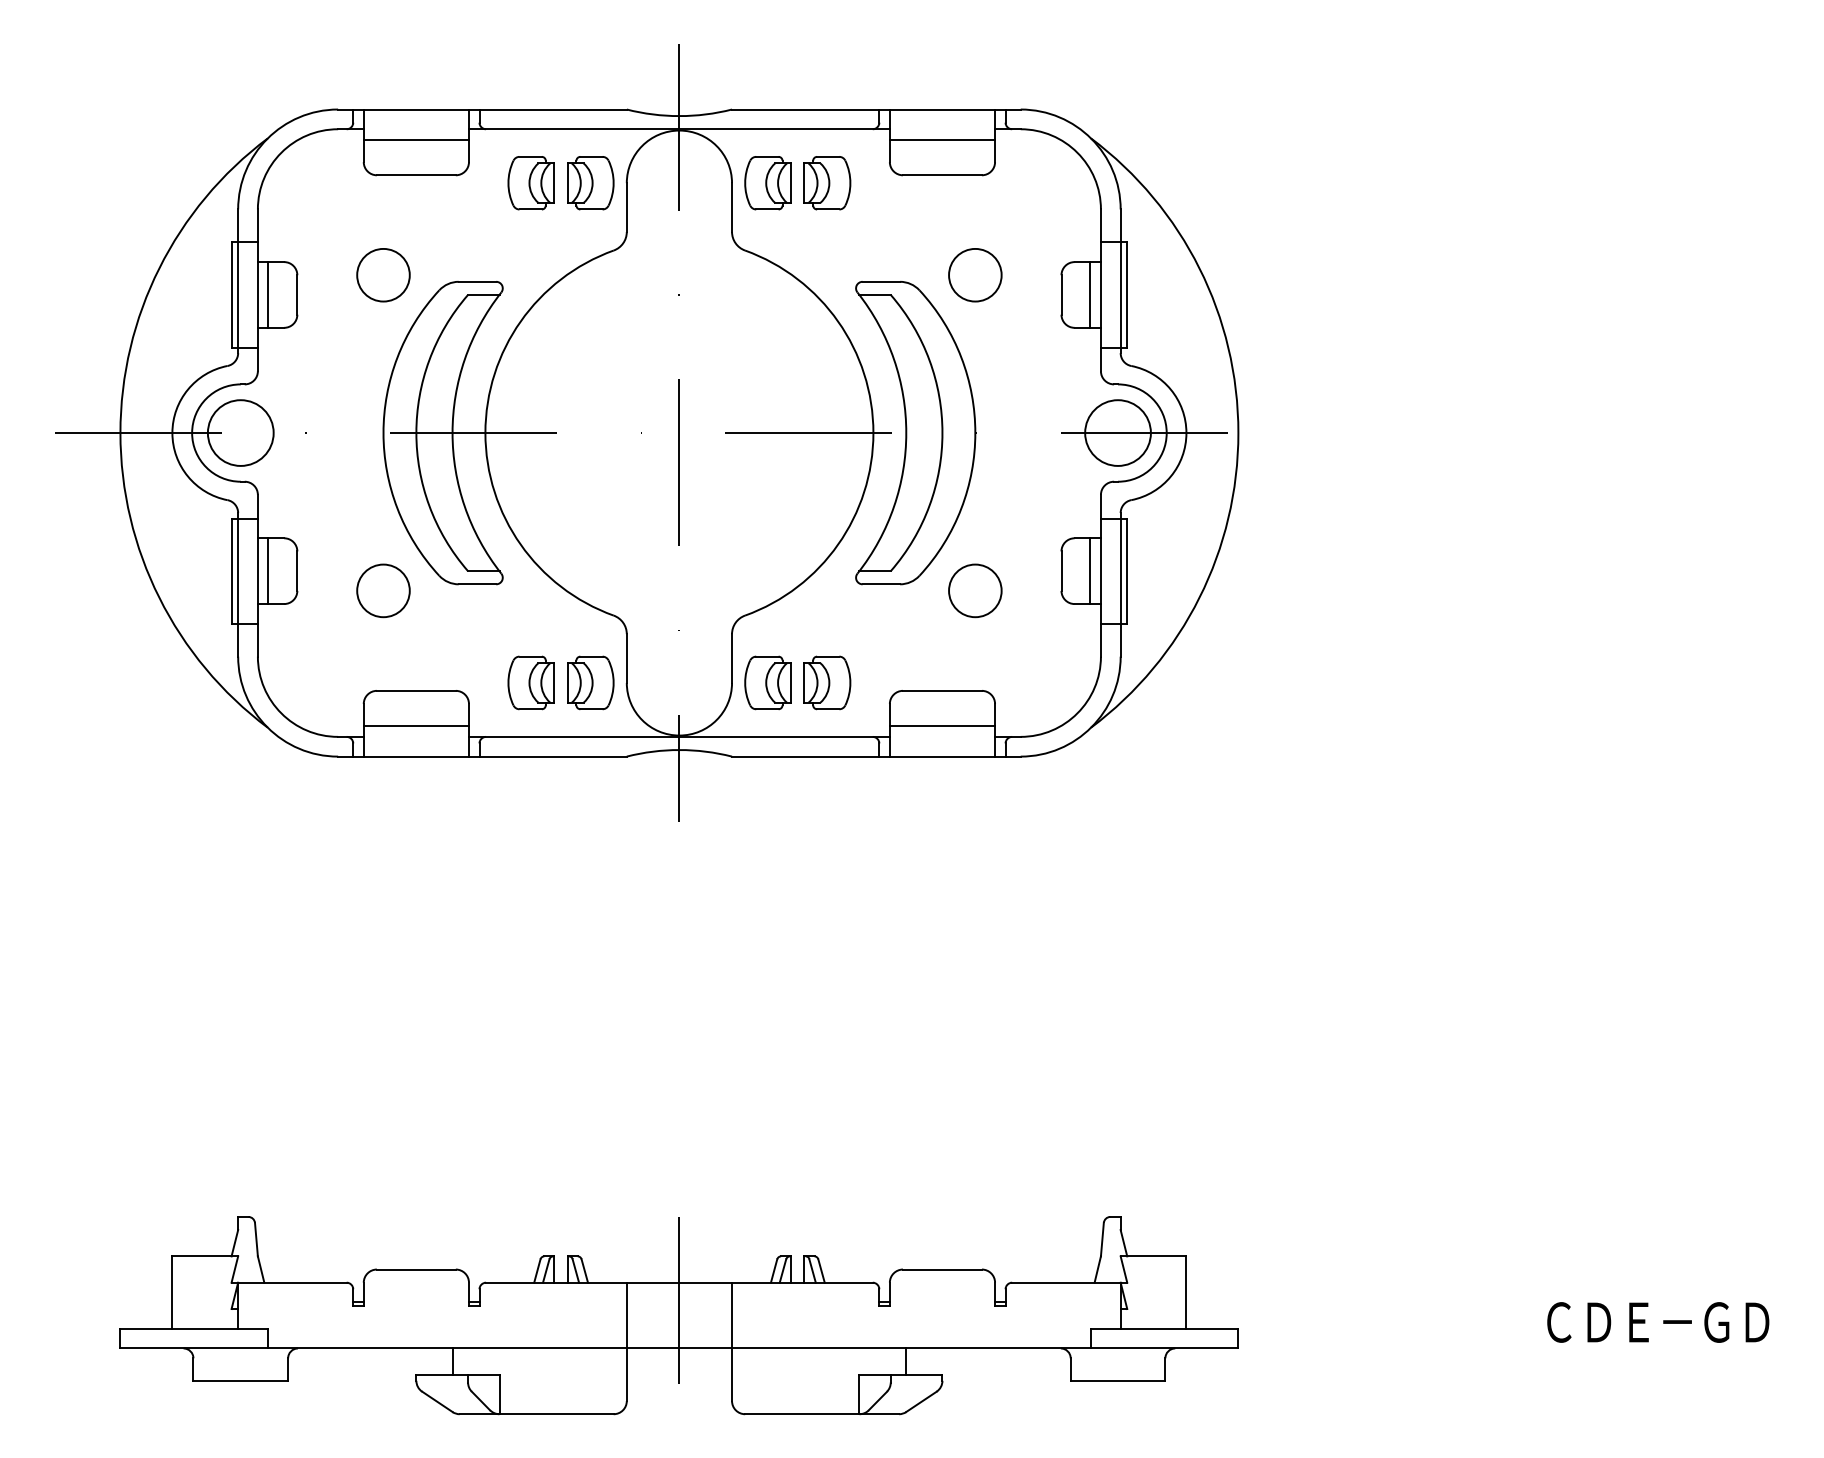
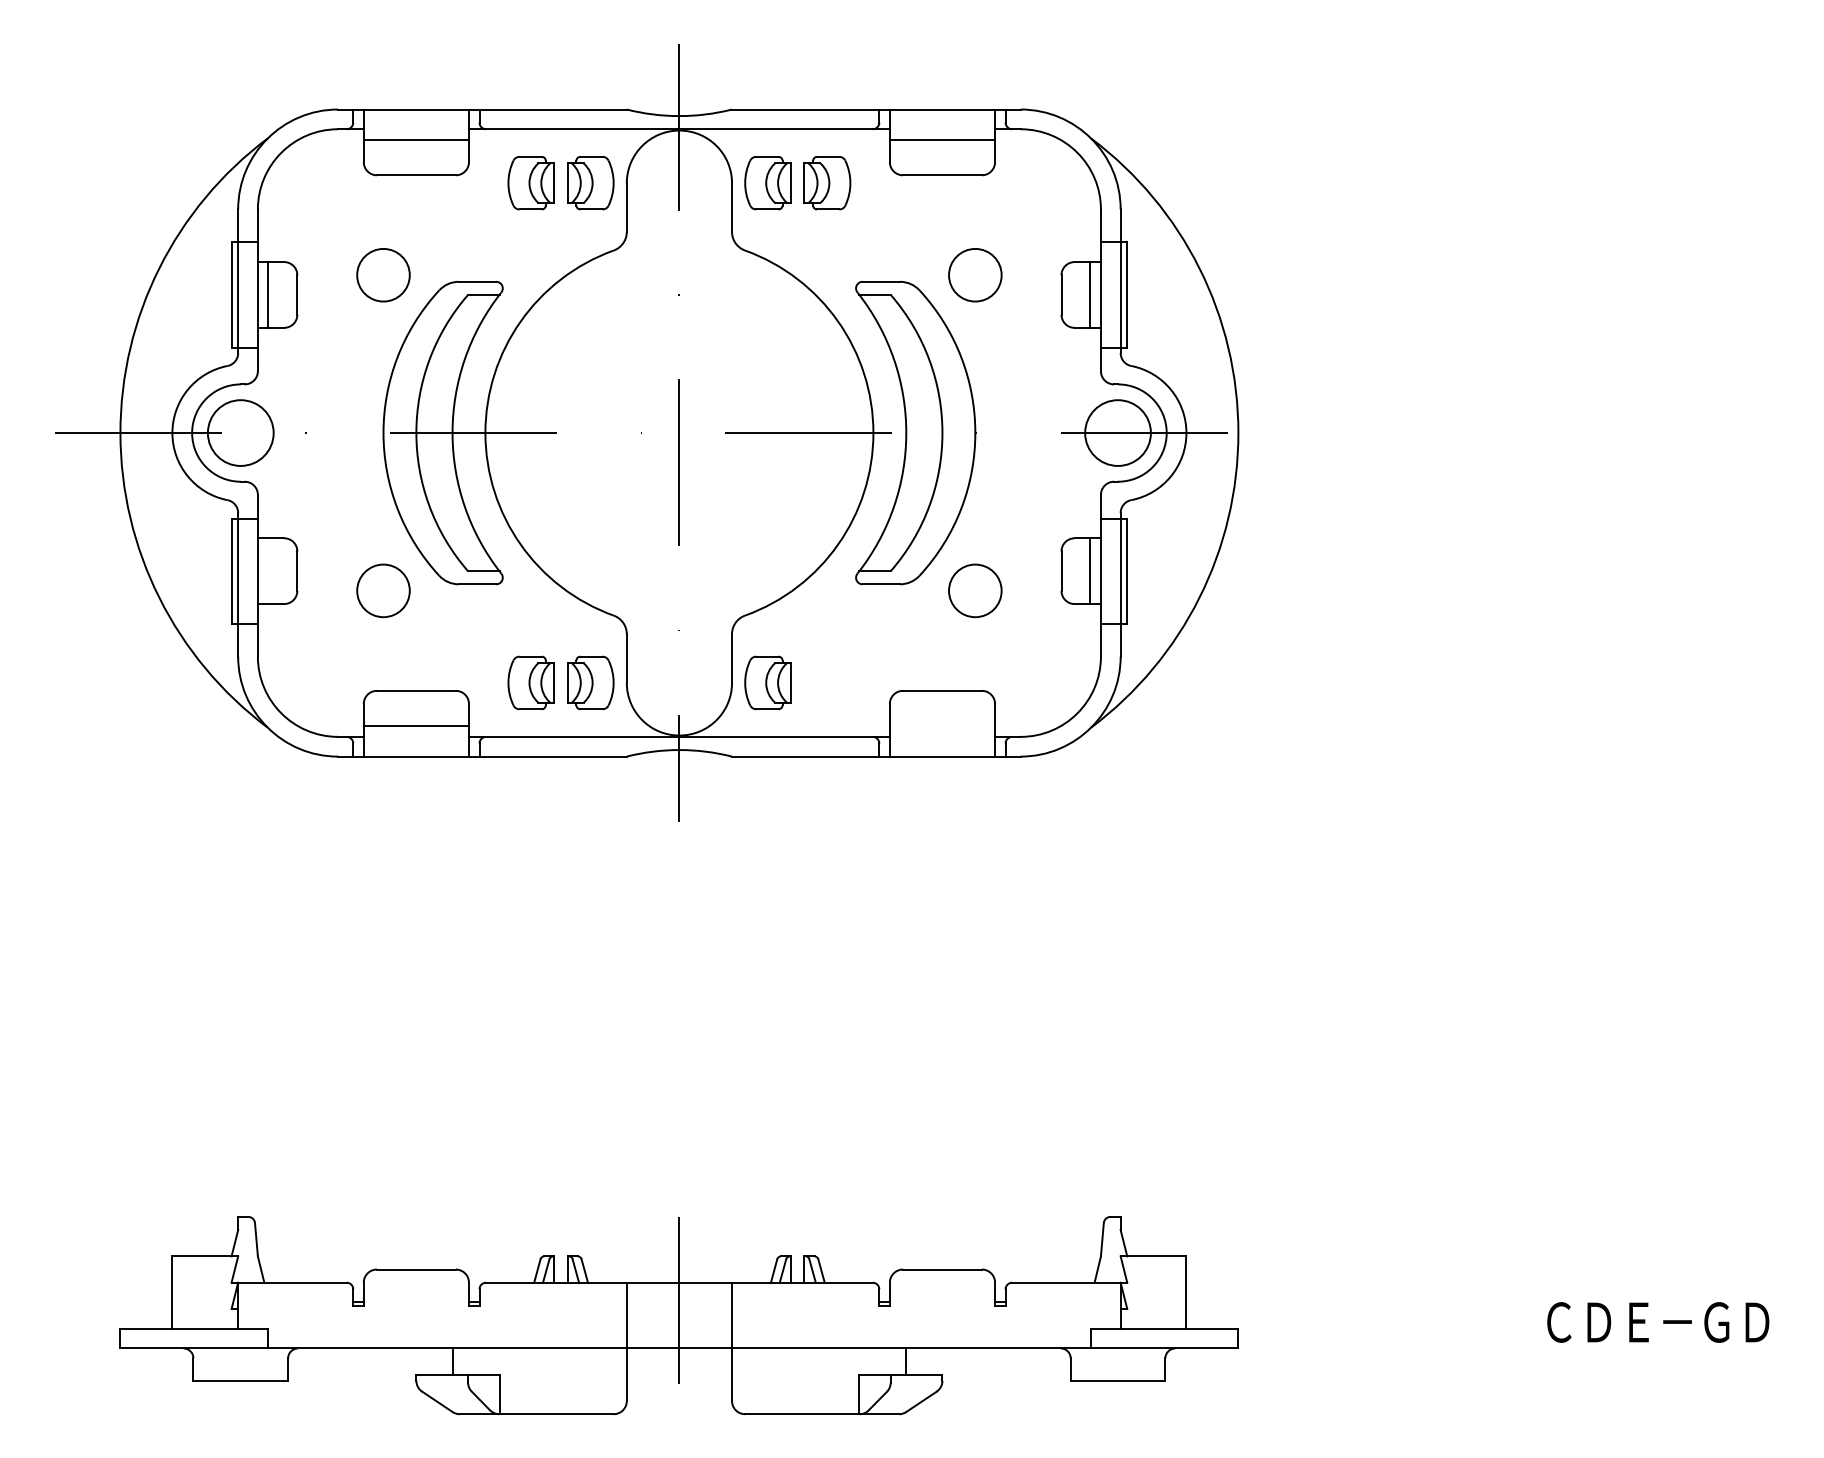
line: present -> none (268, 571)
part: present -> none (827, 682)
line: present -> none (942, 726)
